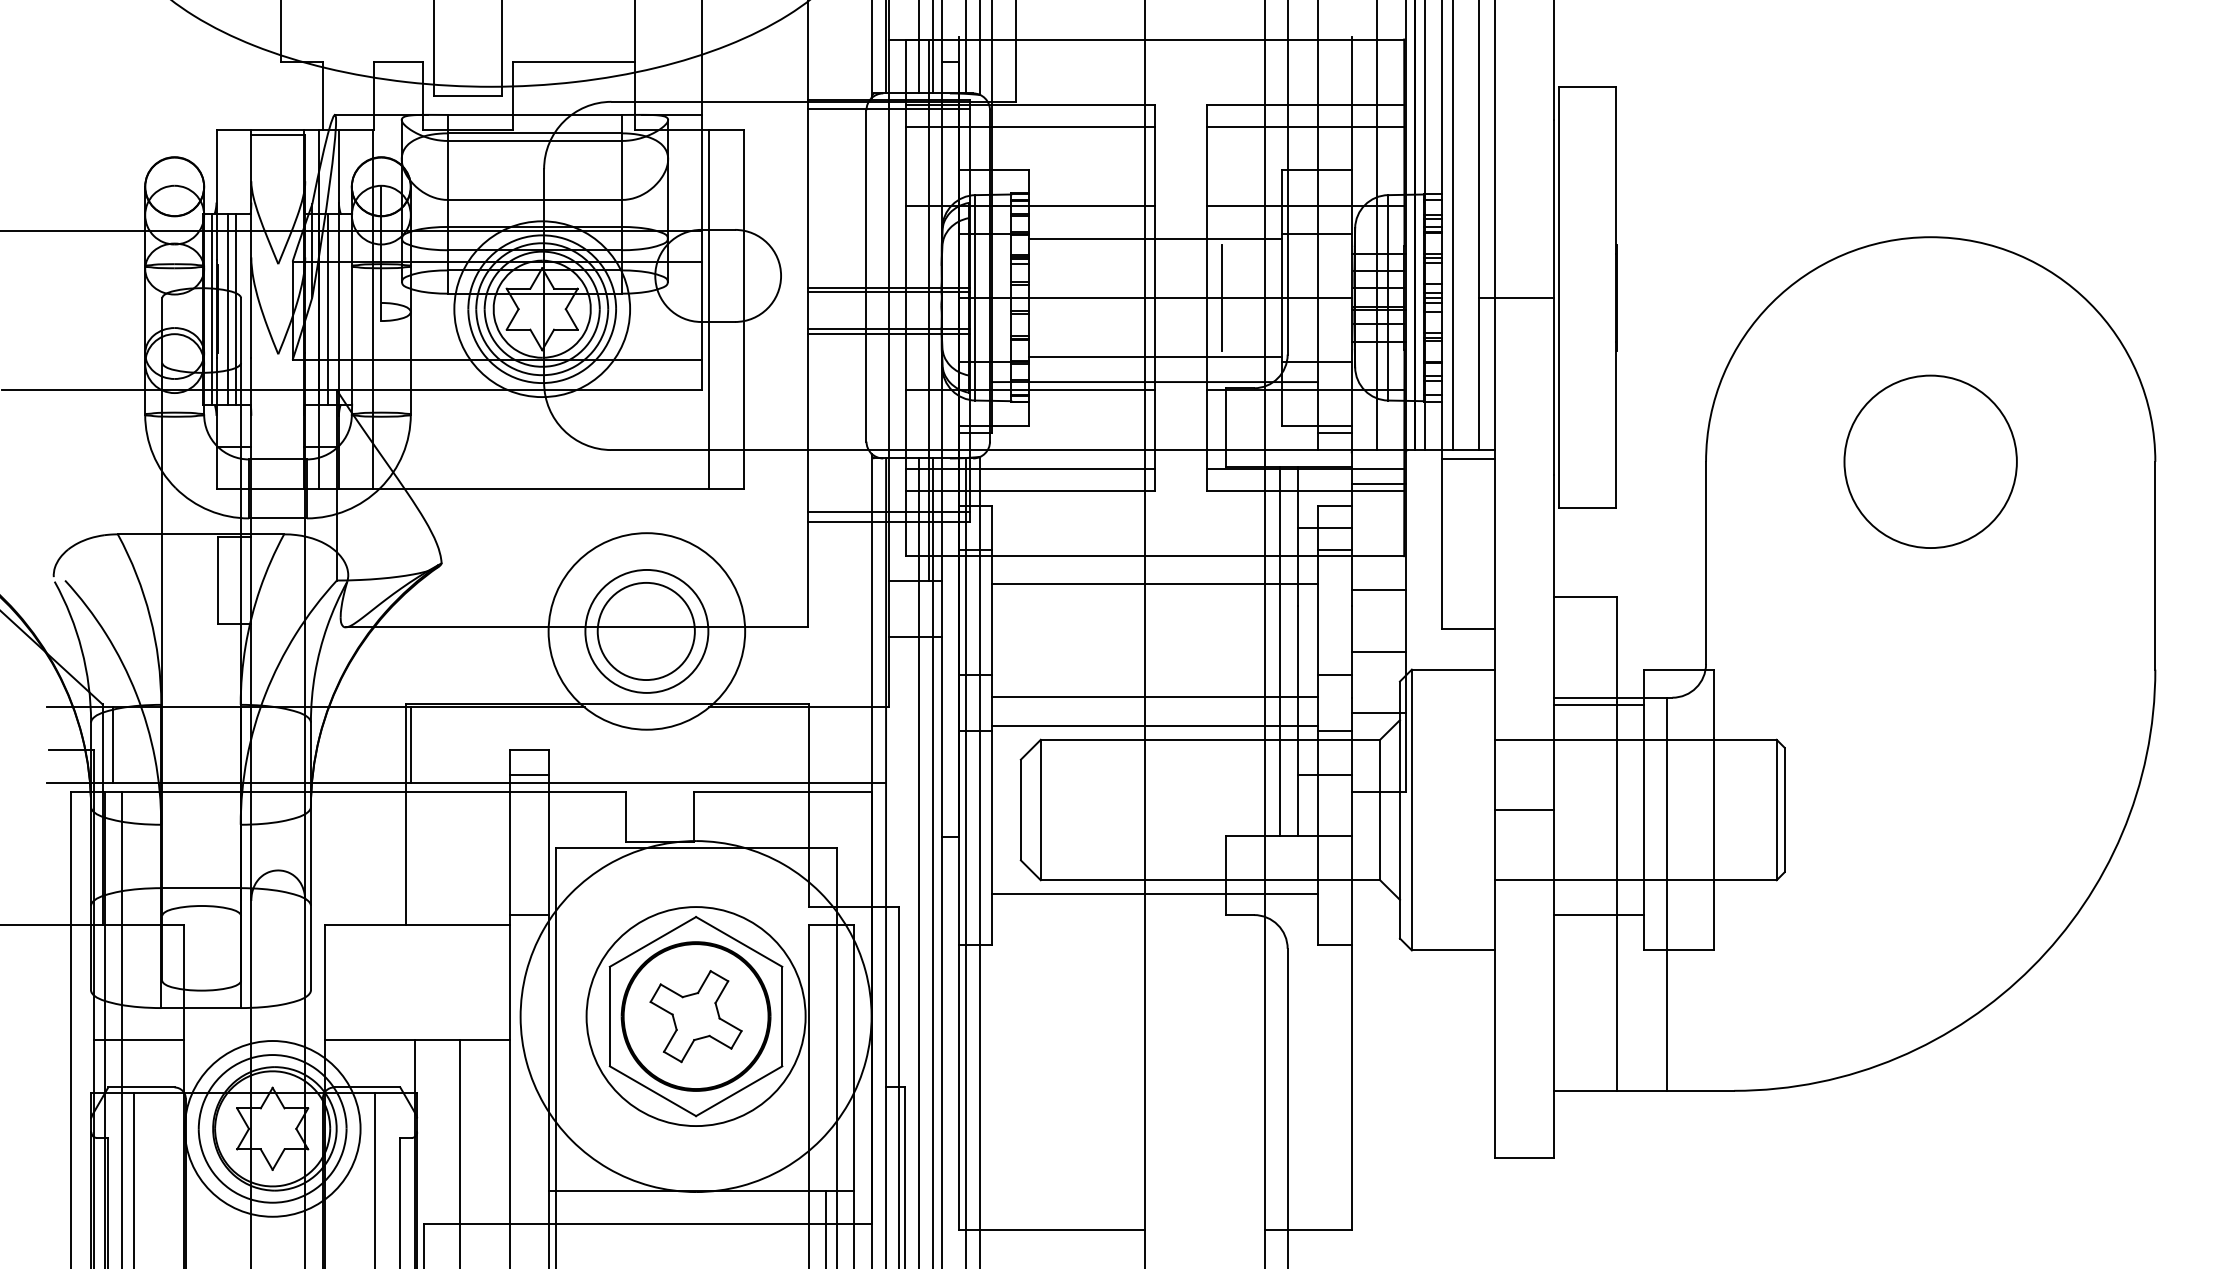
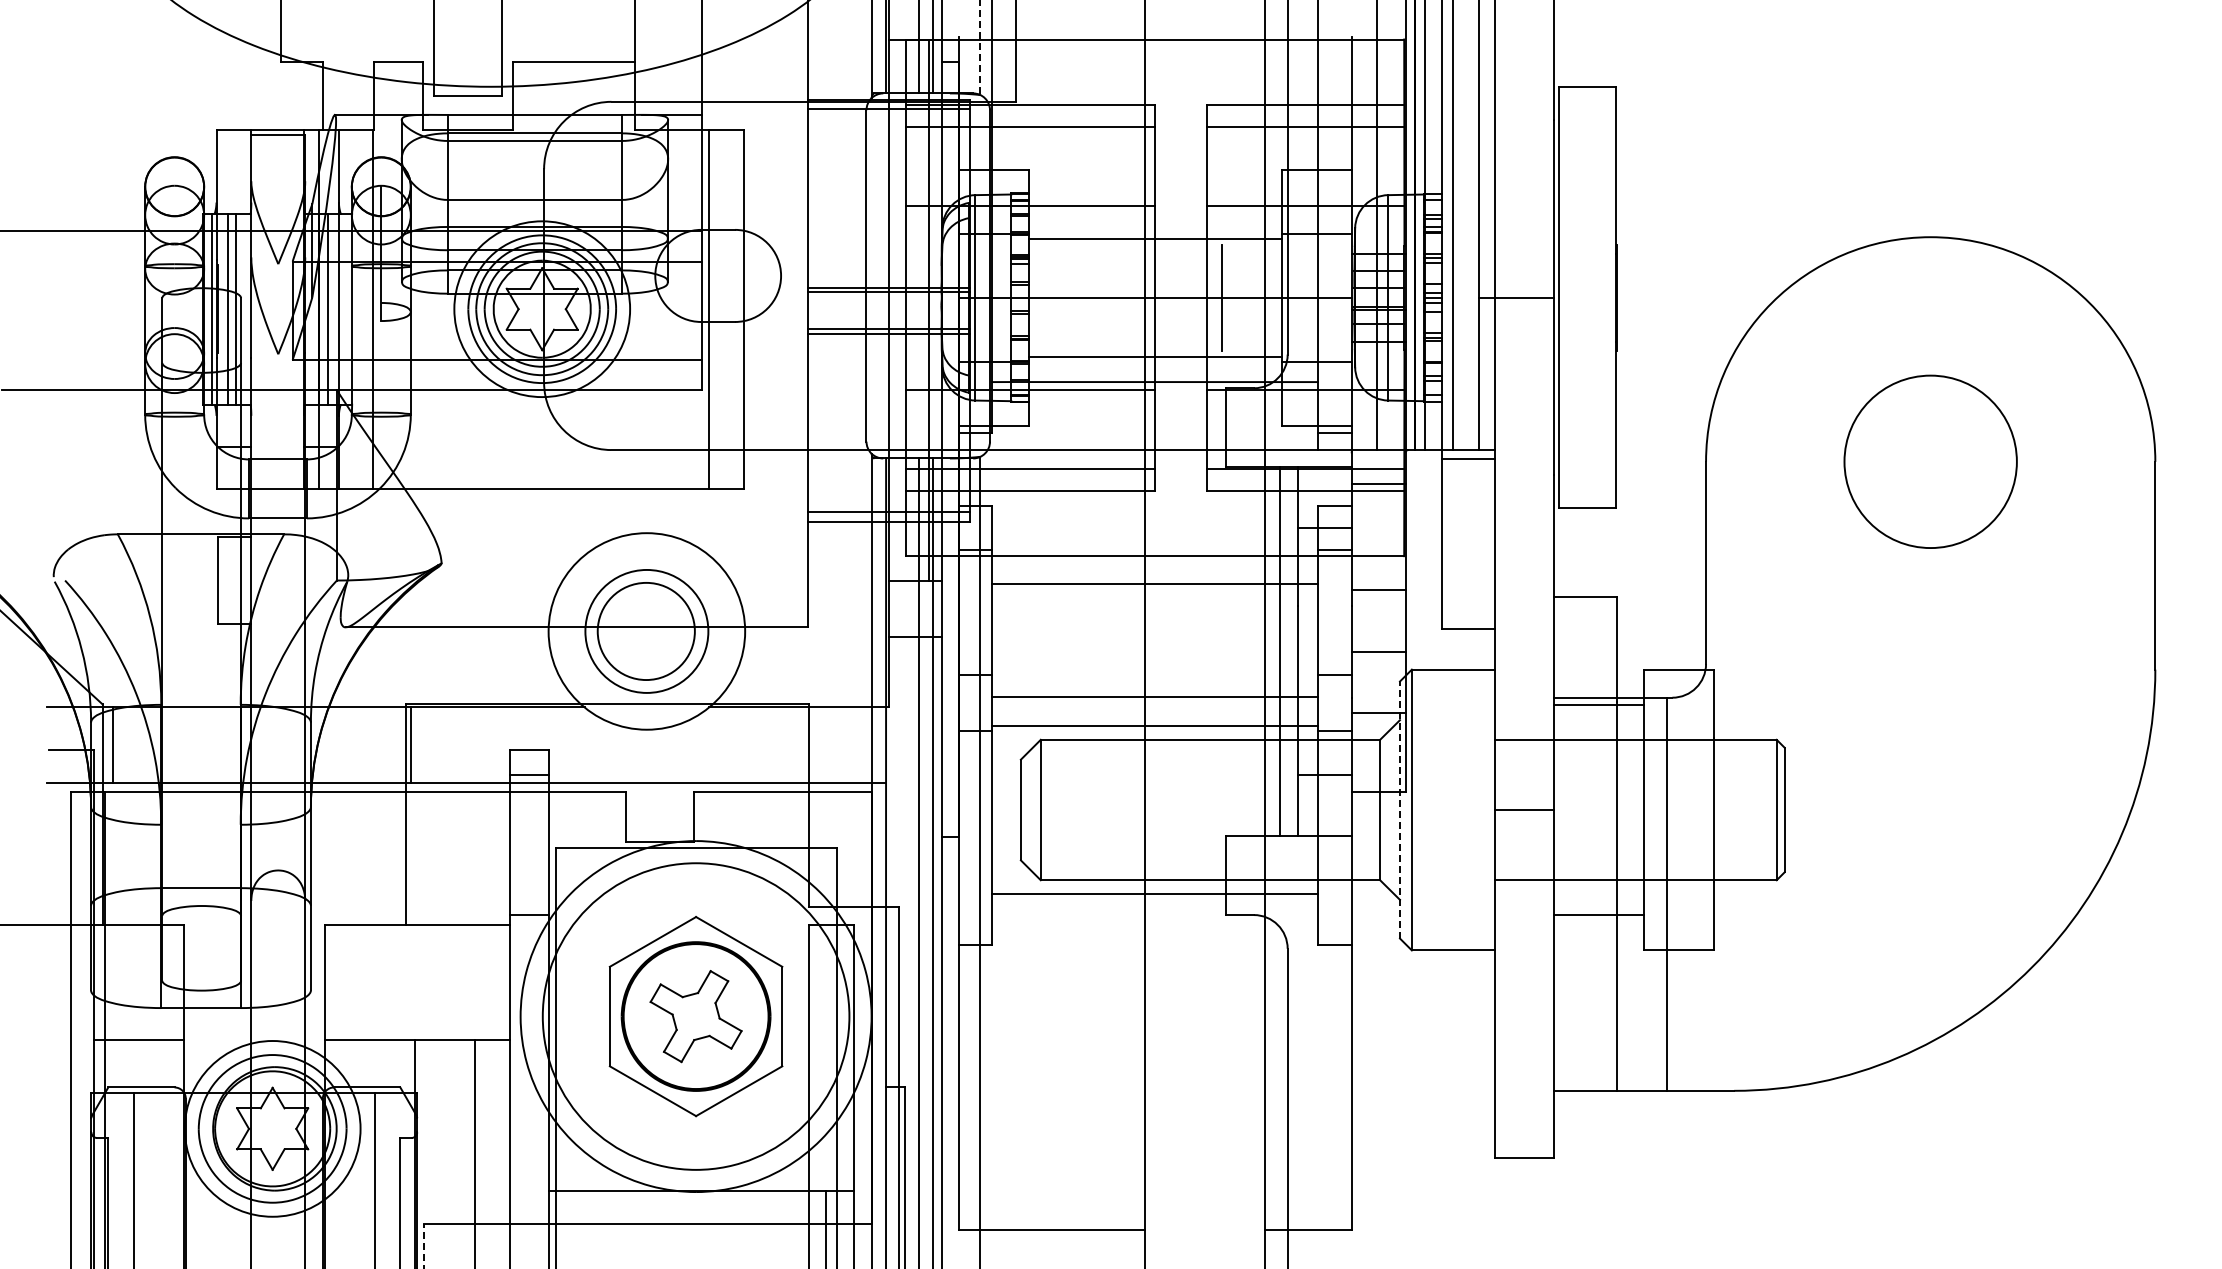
line: present -> none (965, 47)
line: solid -> dashed (980, 48)
line: solid -> dashed (1399, 809)
line: present -> none (965, 861)
circle diameter: 219 px -> 307 px (695, 1016)
line: present -> none (122, 1028)
line position: (459, 1152) -> (474, 1152) (474, 1152)
line: solid -> dashed (424, 1246)
